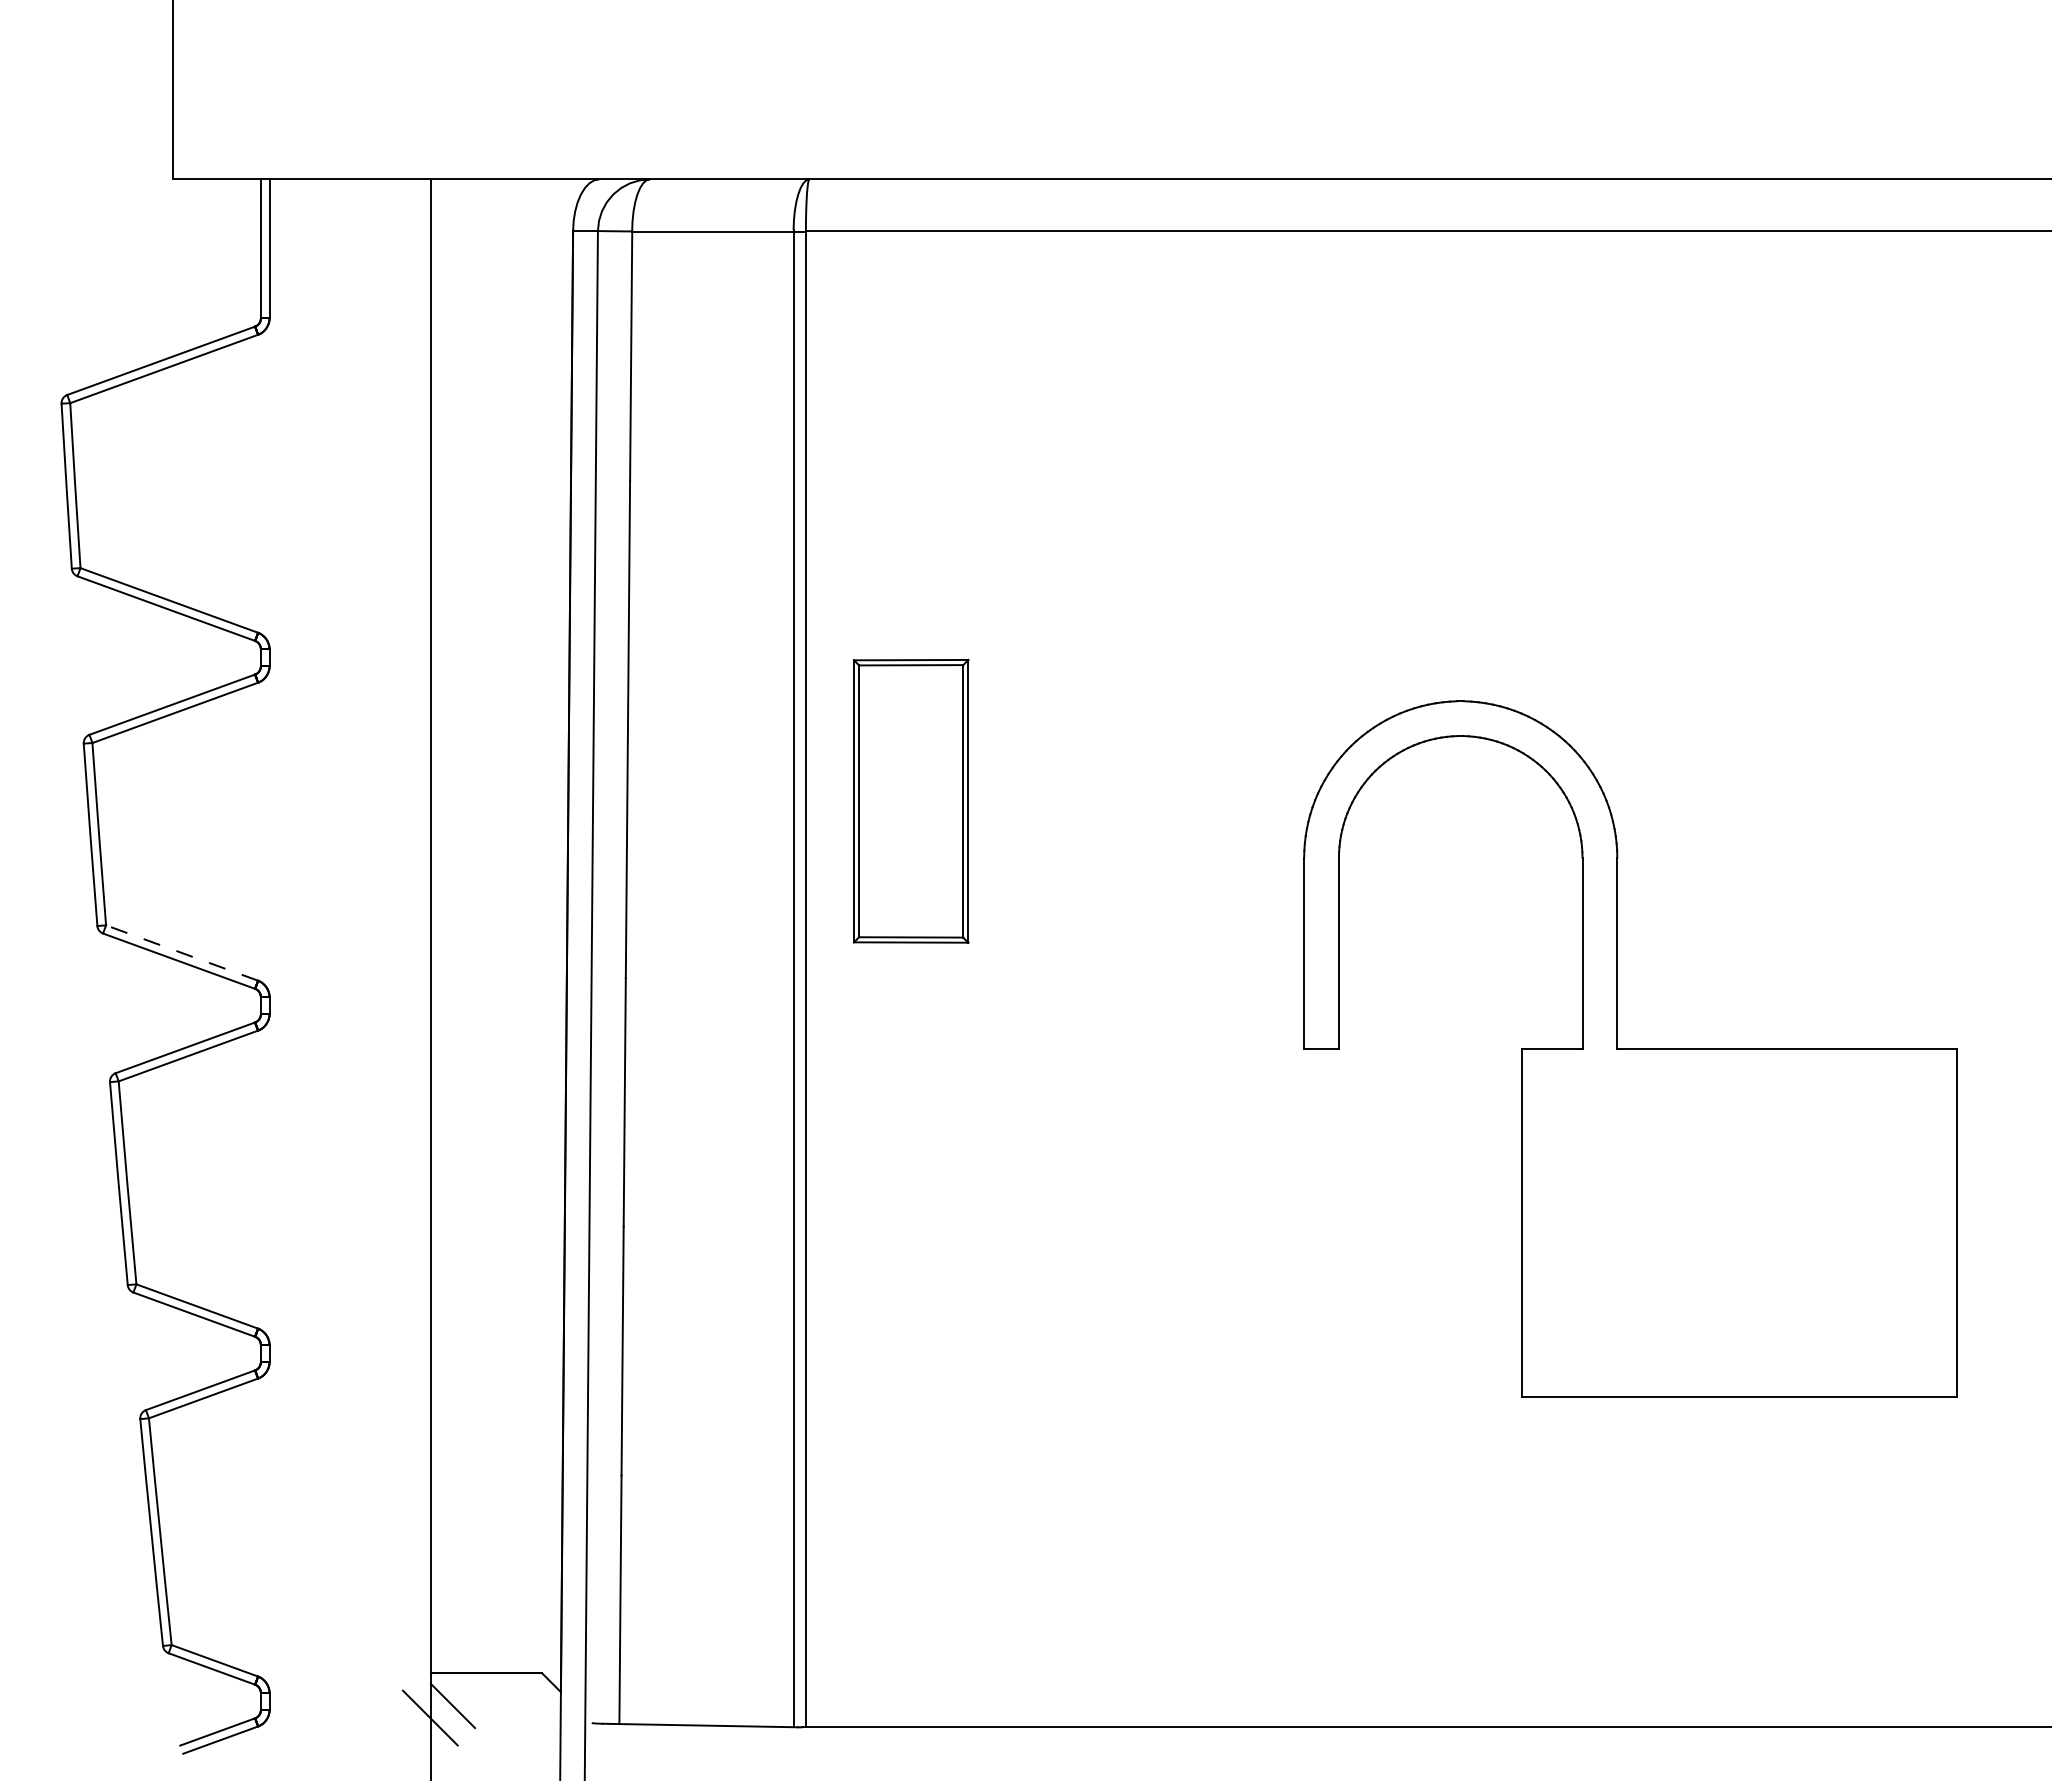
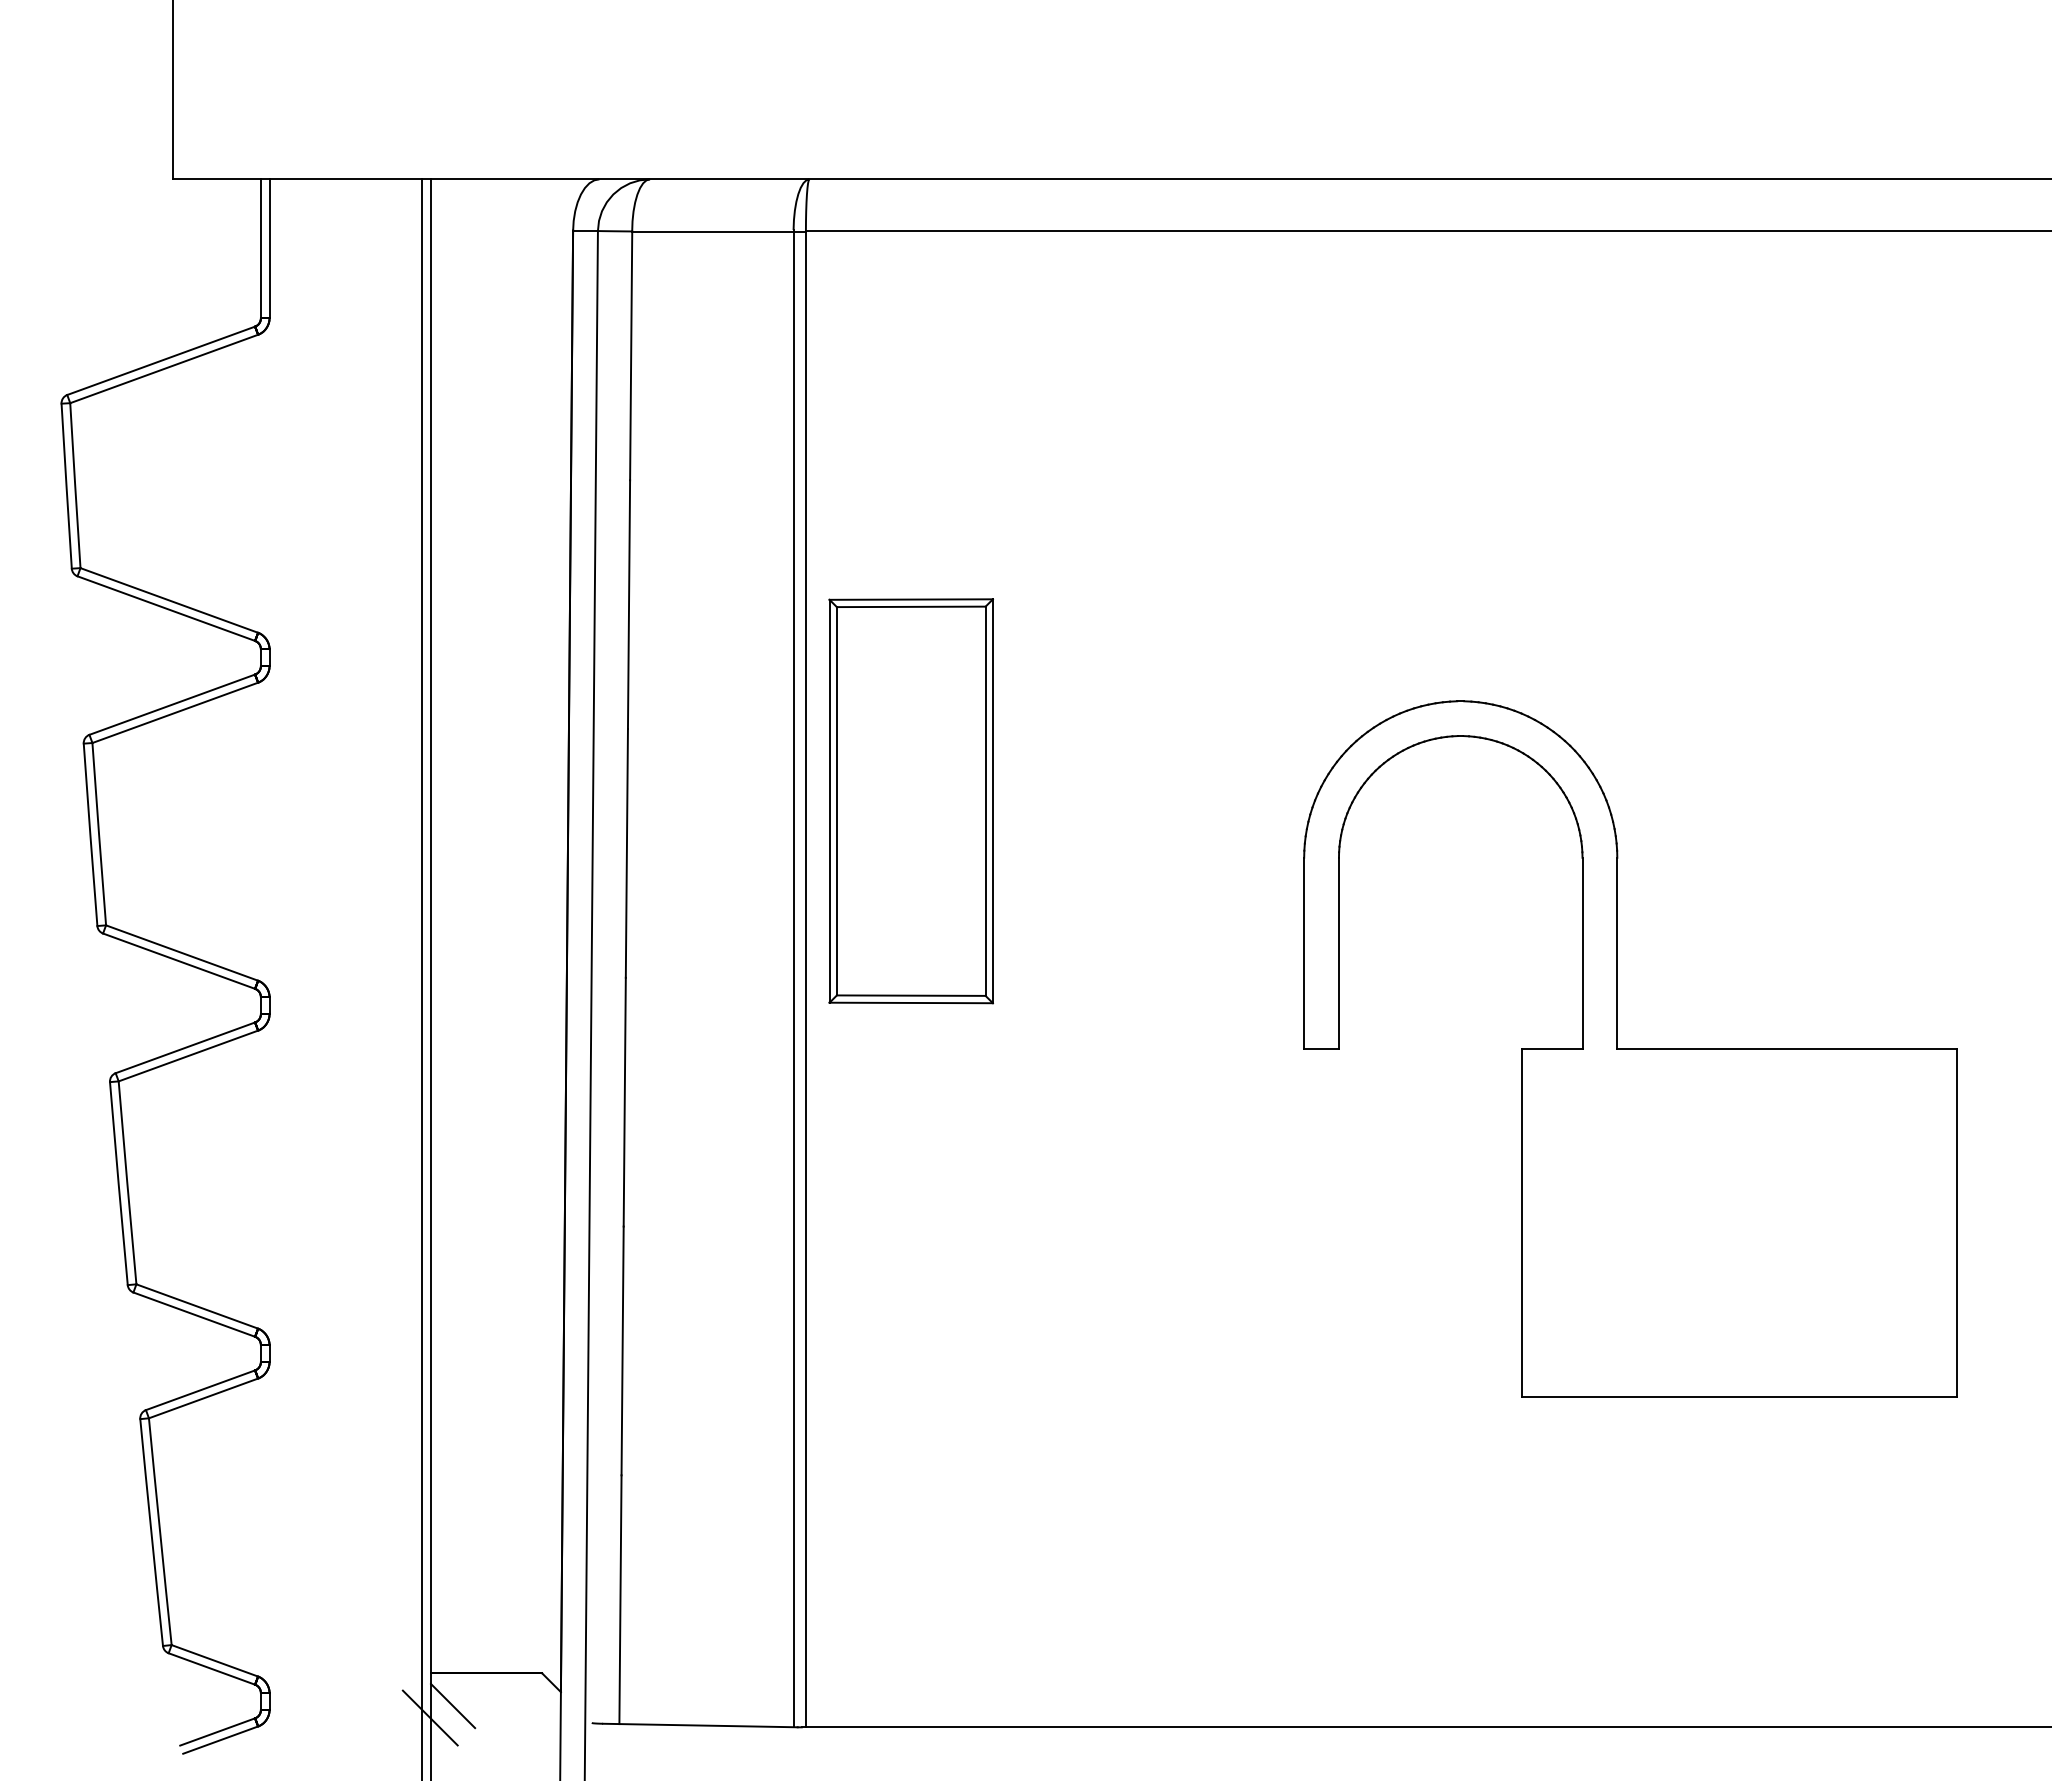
part size: 117x286 px -> 166x407 px (910, 801)
line: dashed -> solid (182, 953)
line: none -> present (422, 978)
